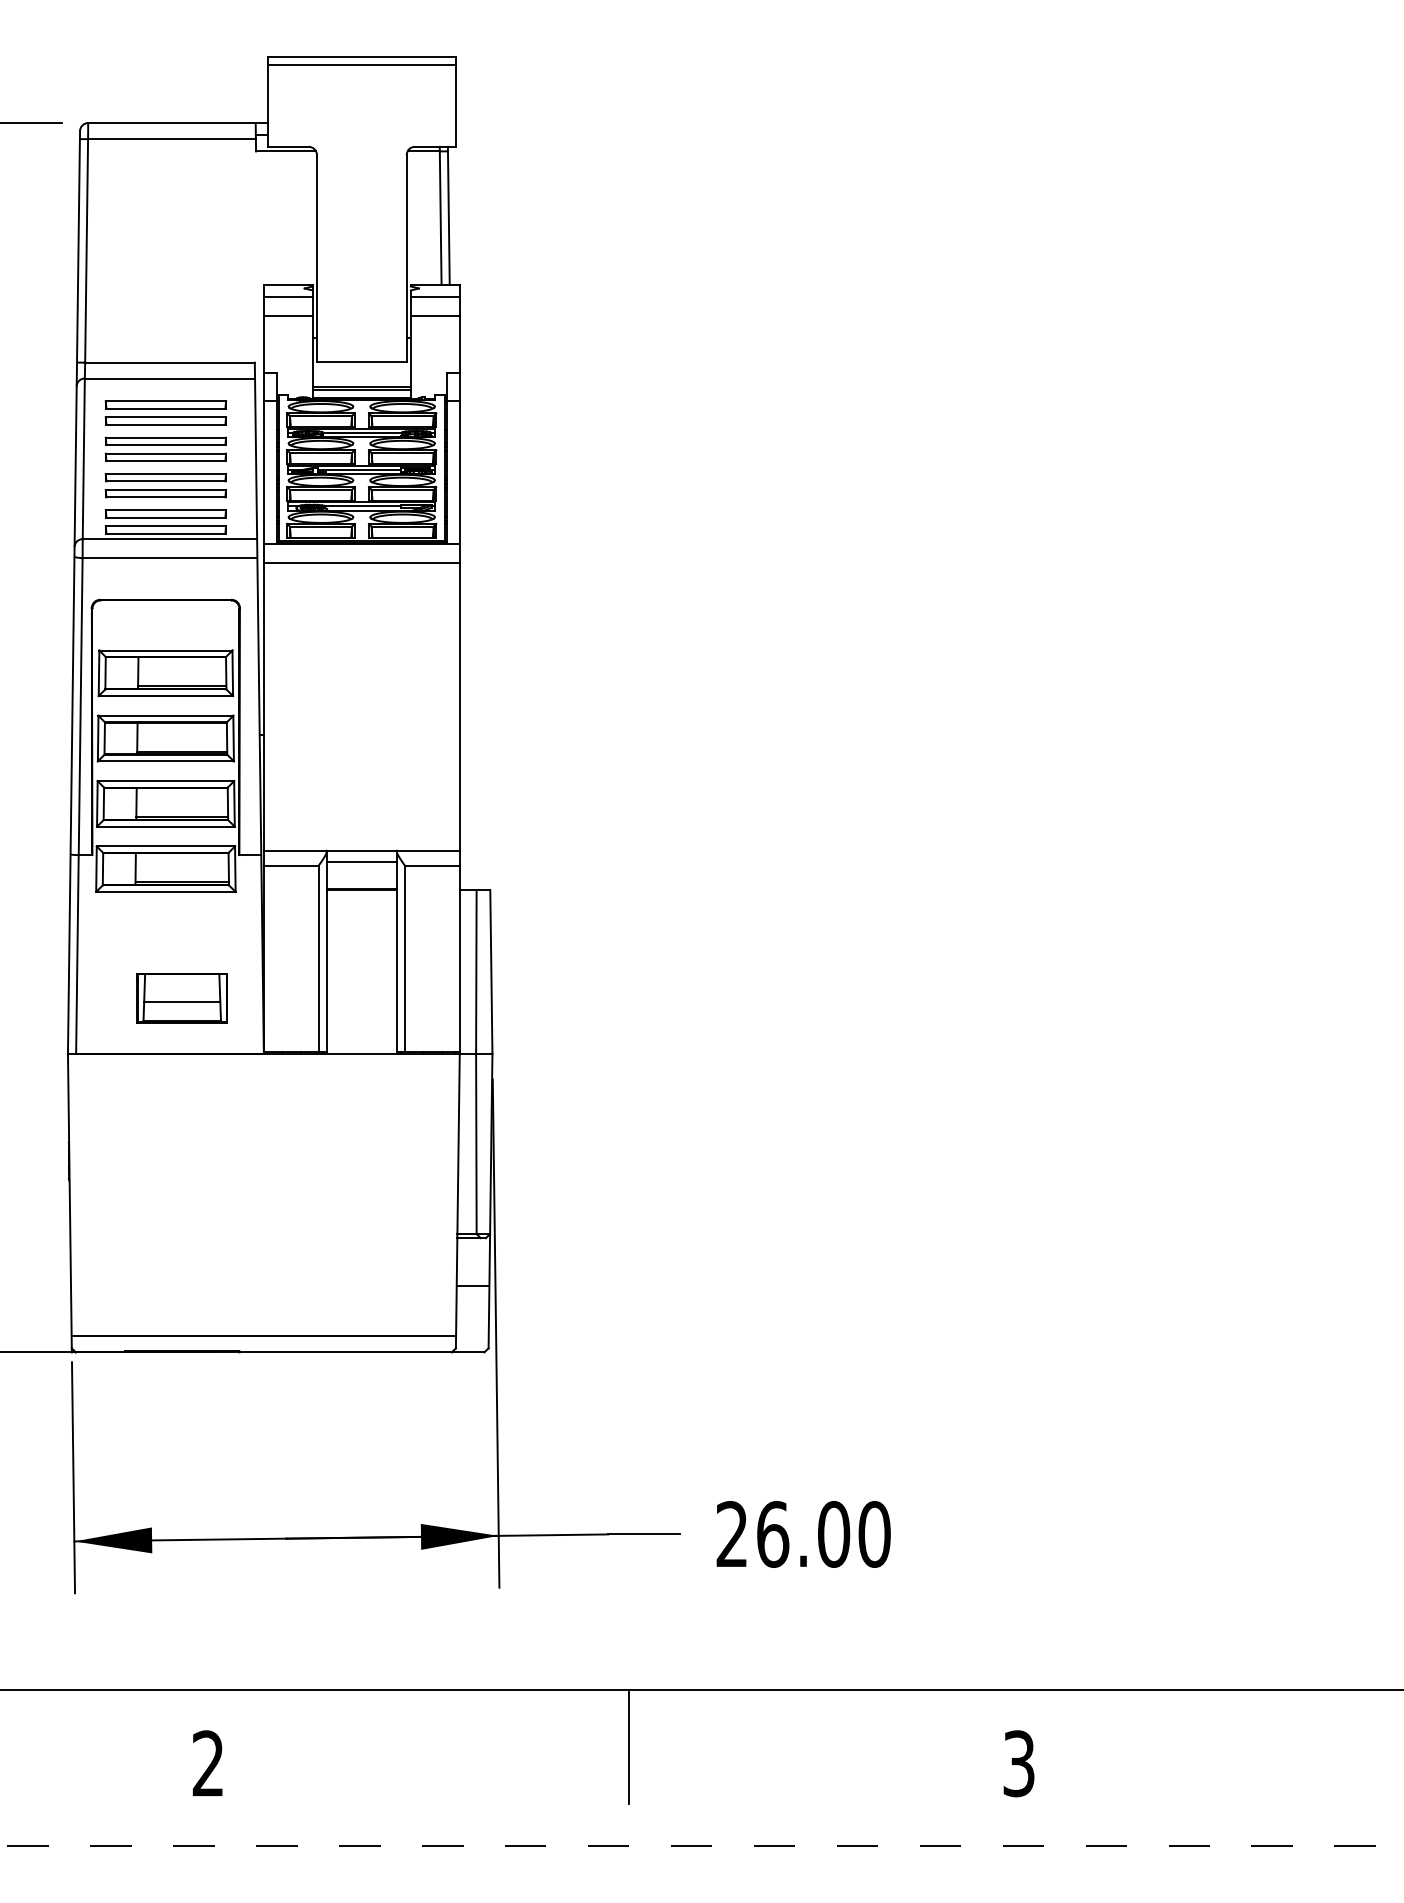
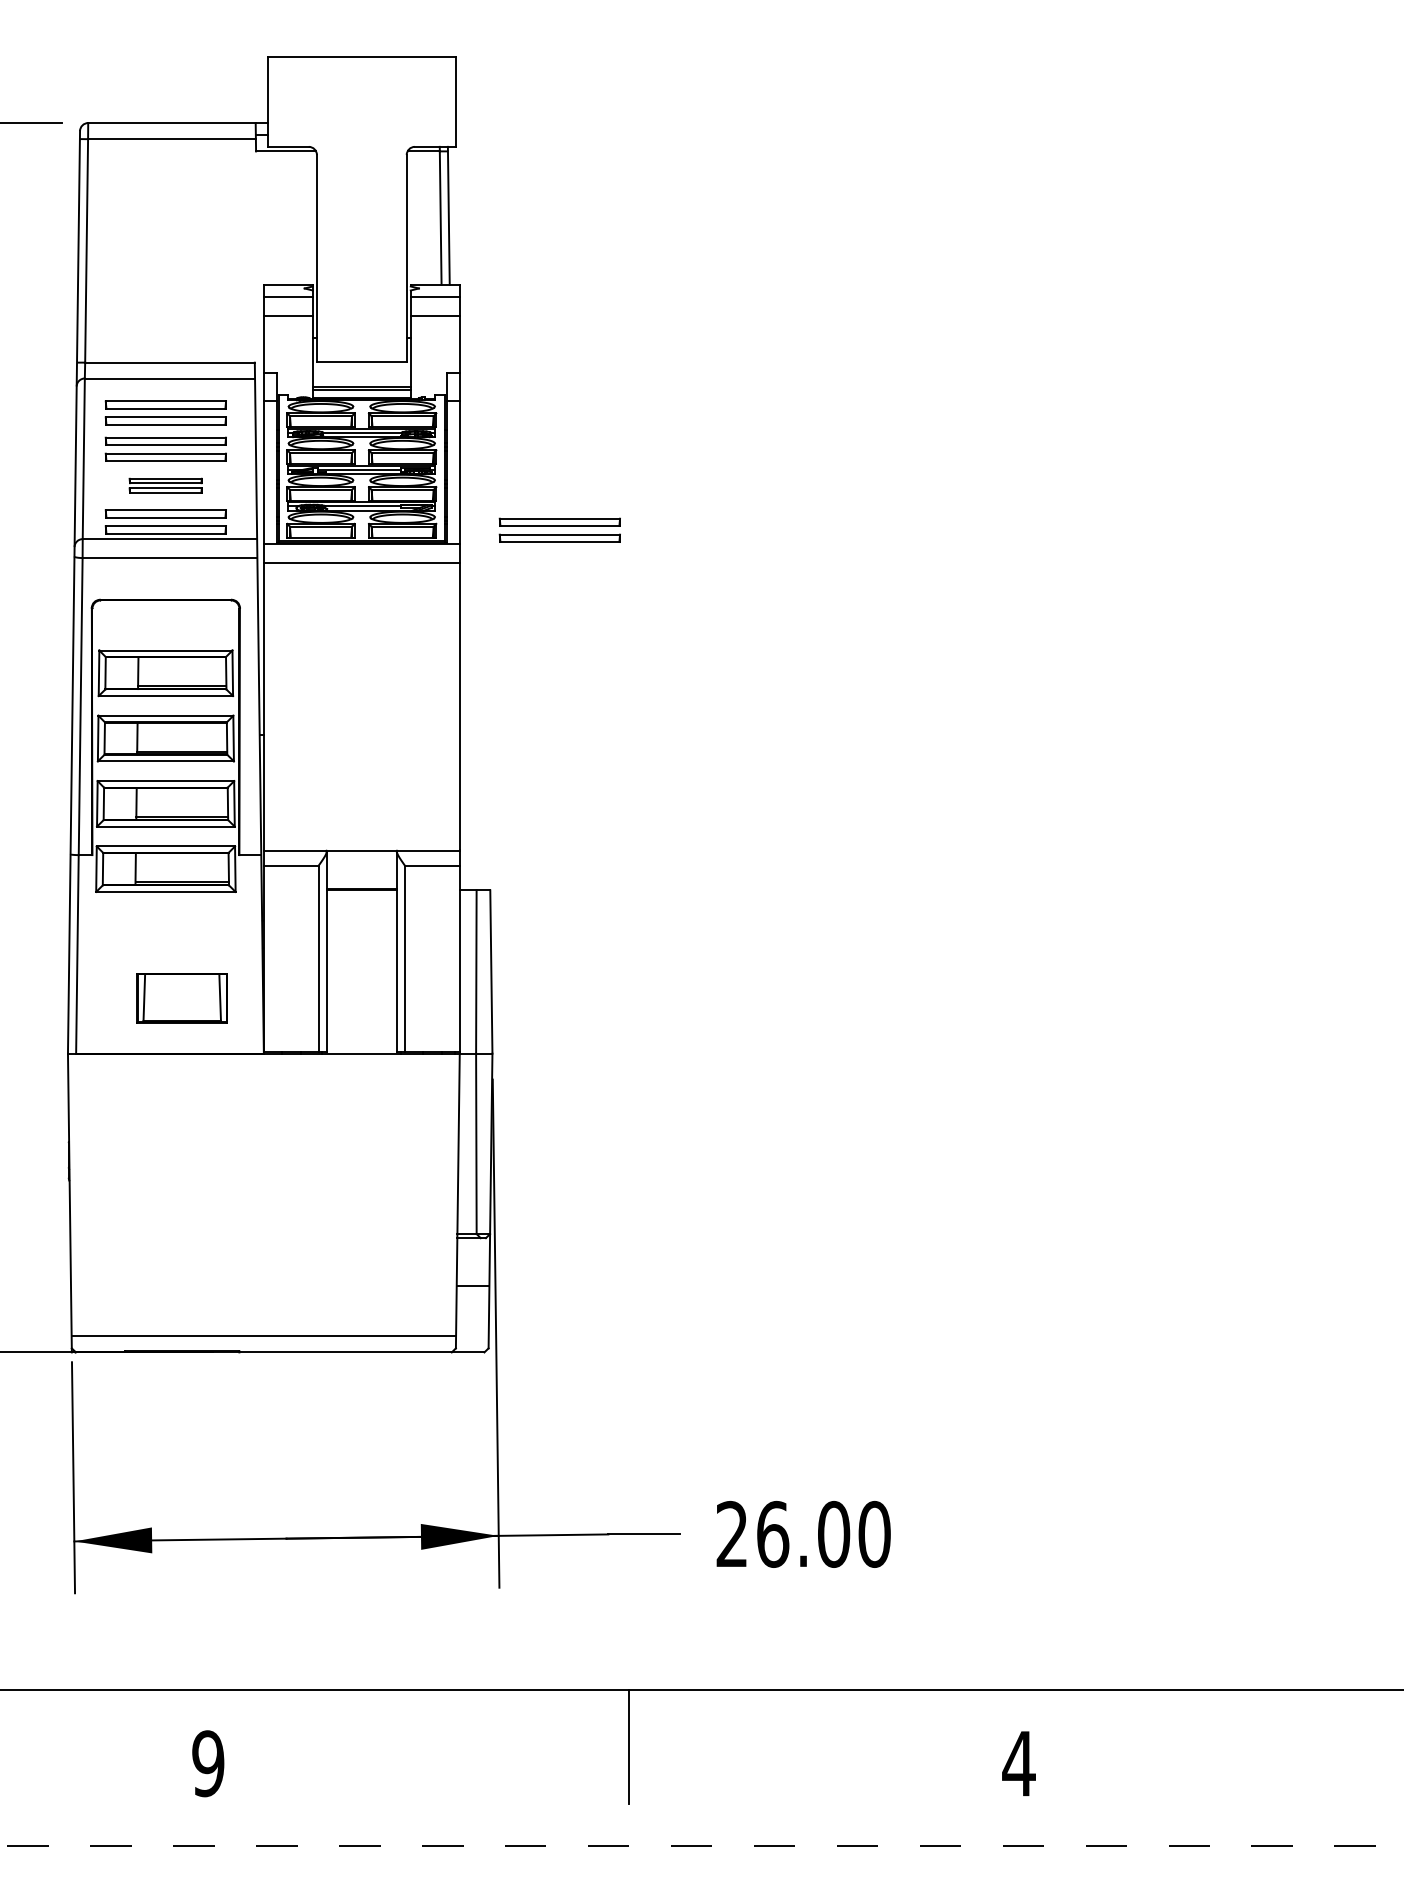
line: present -> none (361, 65)
part size: 123x26 px -> 75x17 px (165, 485)
part: none -> present (559, 529)
line: present -> none (361, 861)
line: present -> none (182, 1001)
text: 2 -> 9 (208, 1763)
text: 3 -> 4 (1018, 1763)
